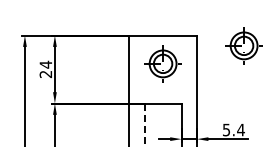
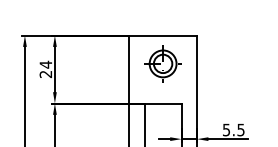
part: present -> none (243, 45)
line: dashed -> solid (144, 125)
text: 5.4 -> 5.5 (240, 129)
